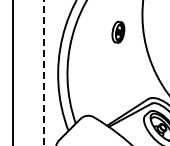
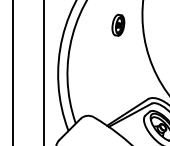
part position: (118, 31) -> (118, 24) (118, 24)
line: dashed -> solid (44, 73)
